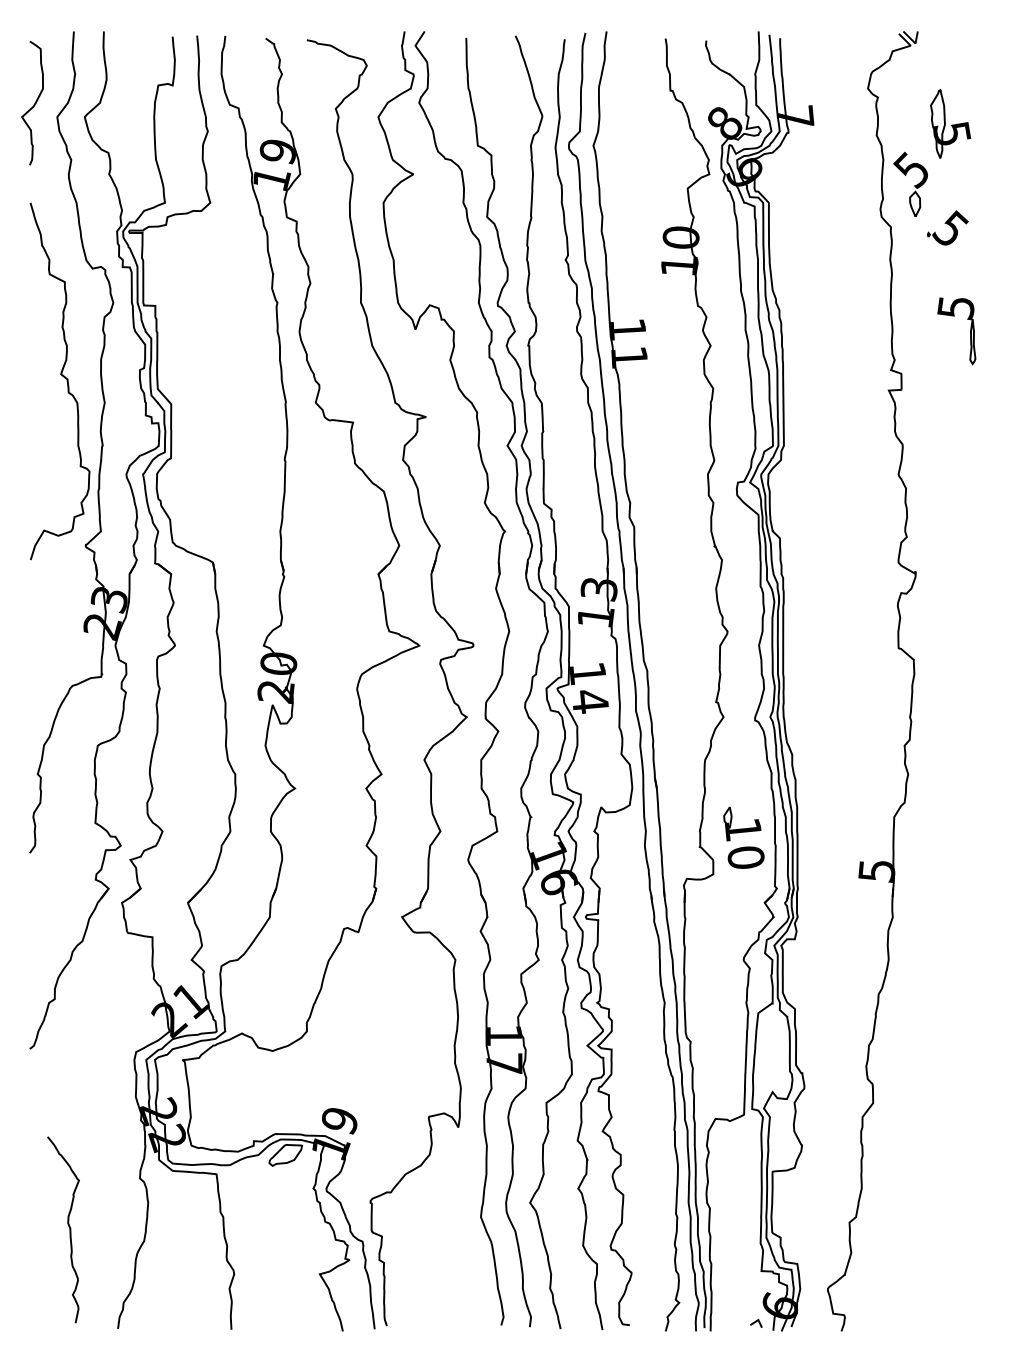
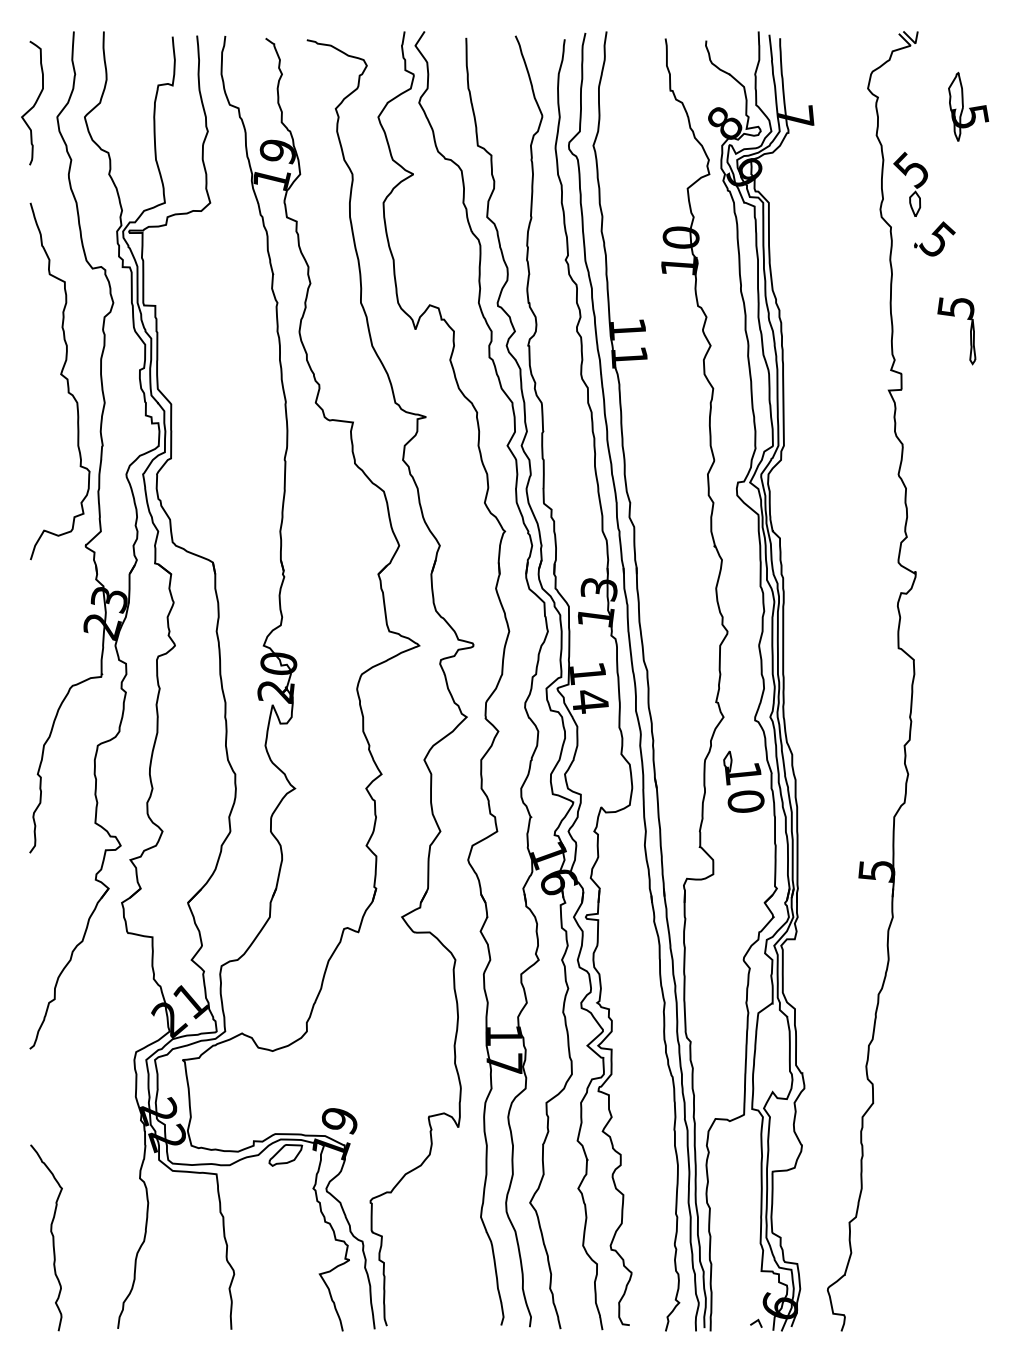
part position: (950, 123) -> (968, 106) (968, 106)
part position: (947, 227) -> (934, 238) (934, 238)
part position: (743, 837) -> (743, 781) (743, 781)
curve position: (68, 1227) -> (51, 1235) (51, 1235)
